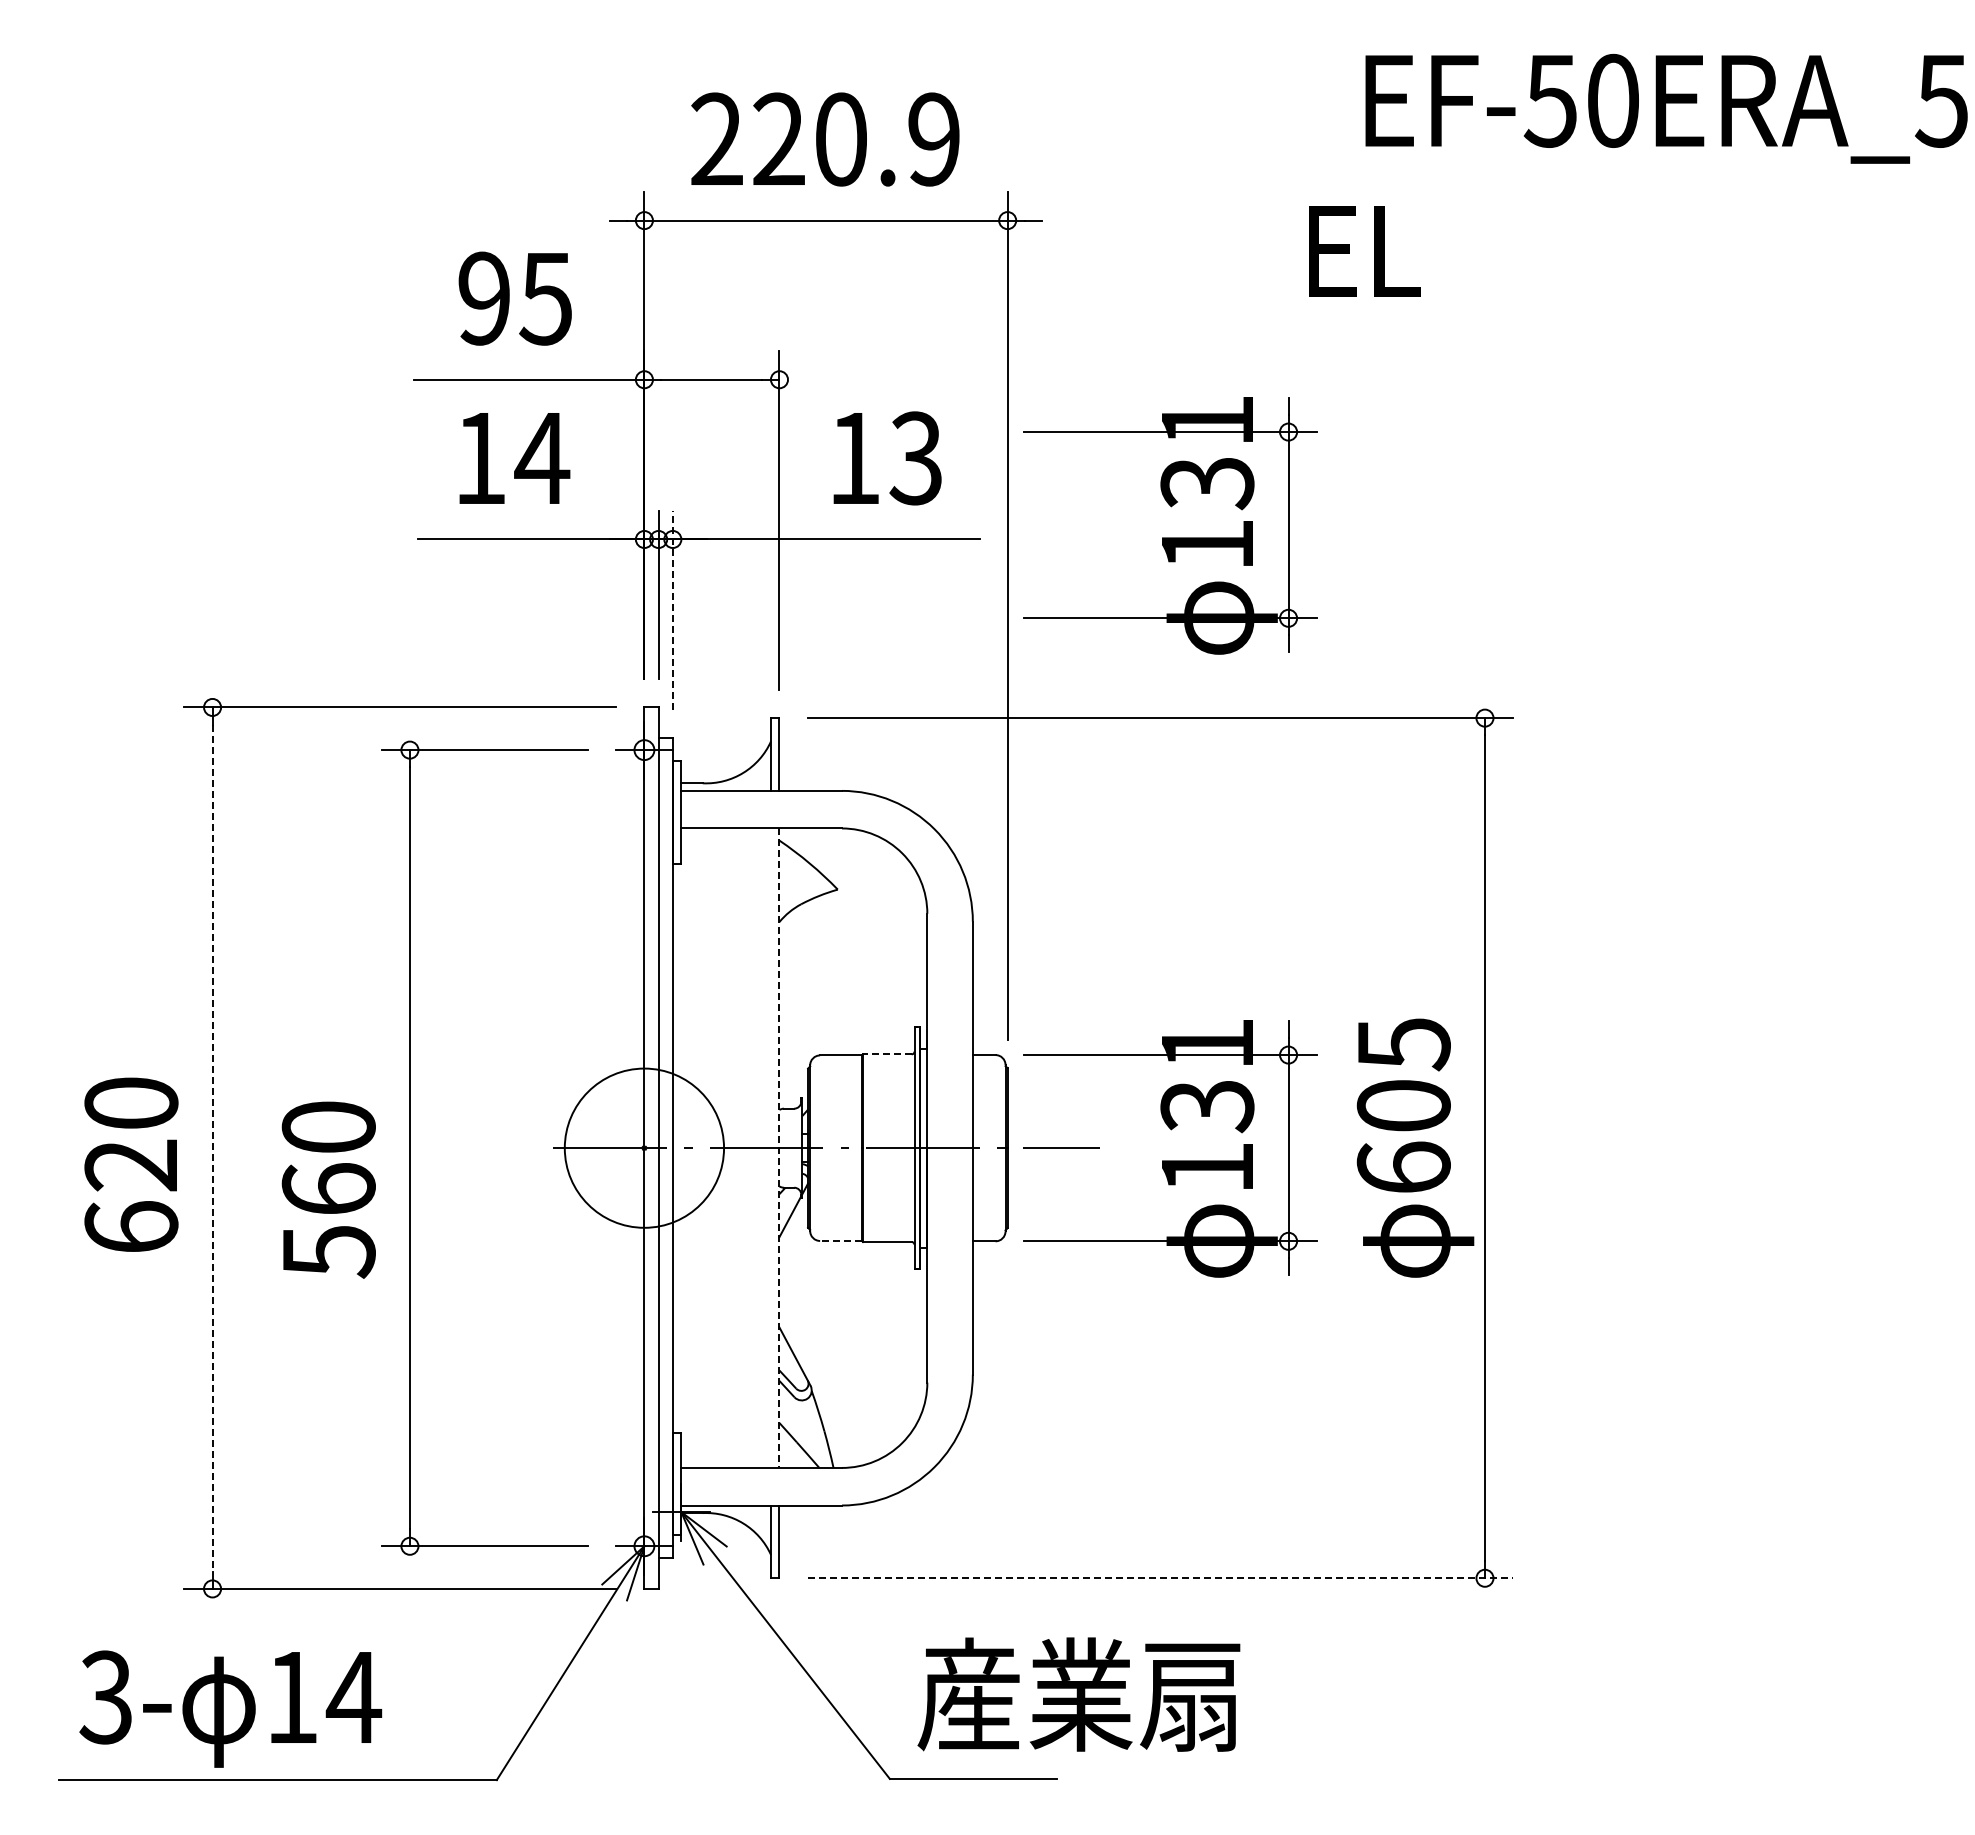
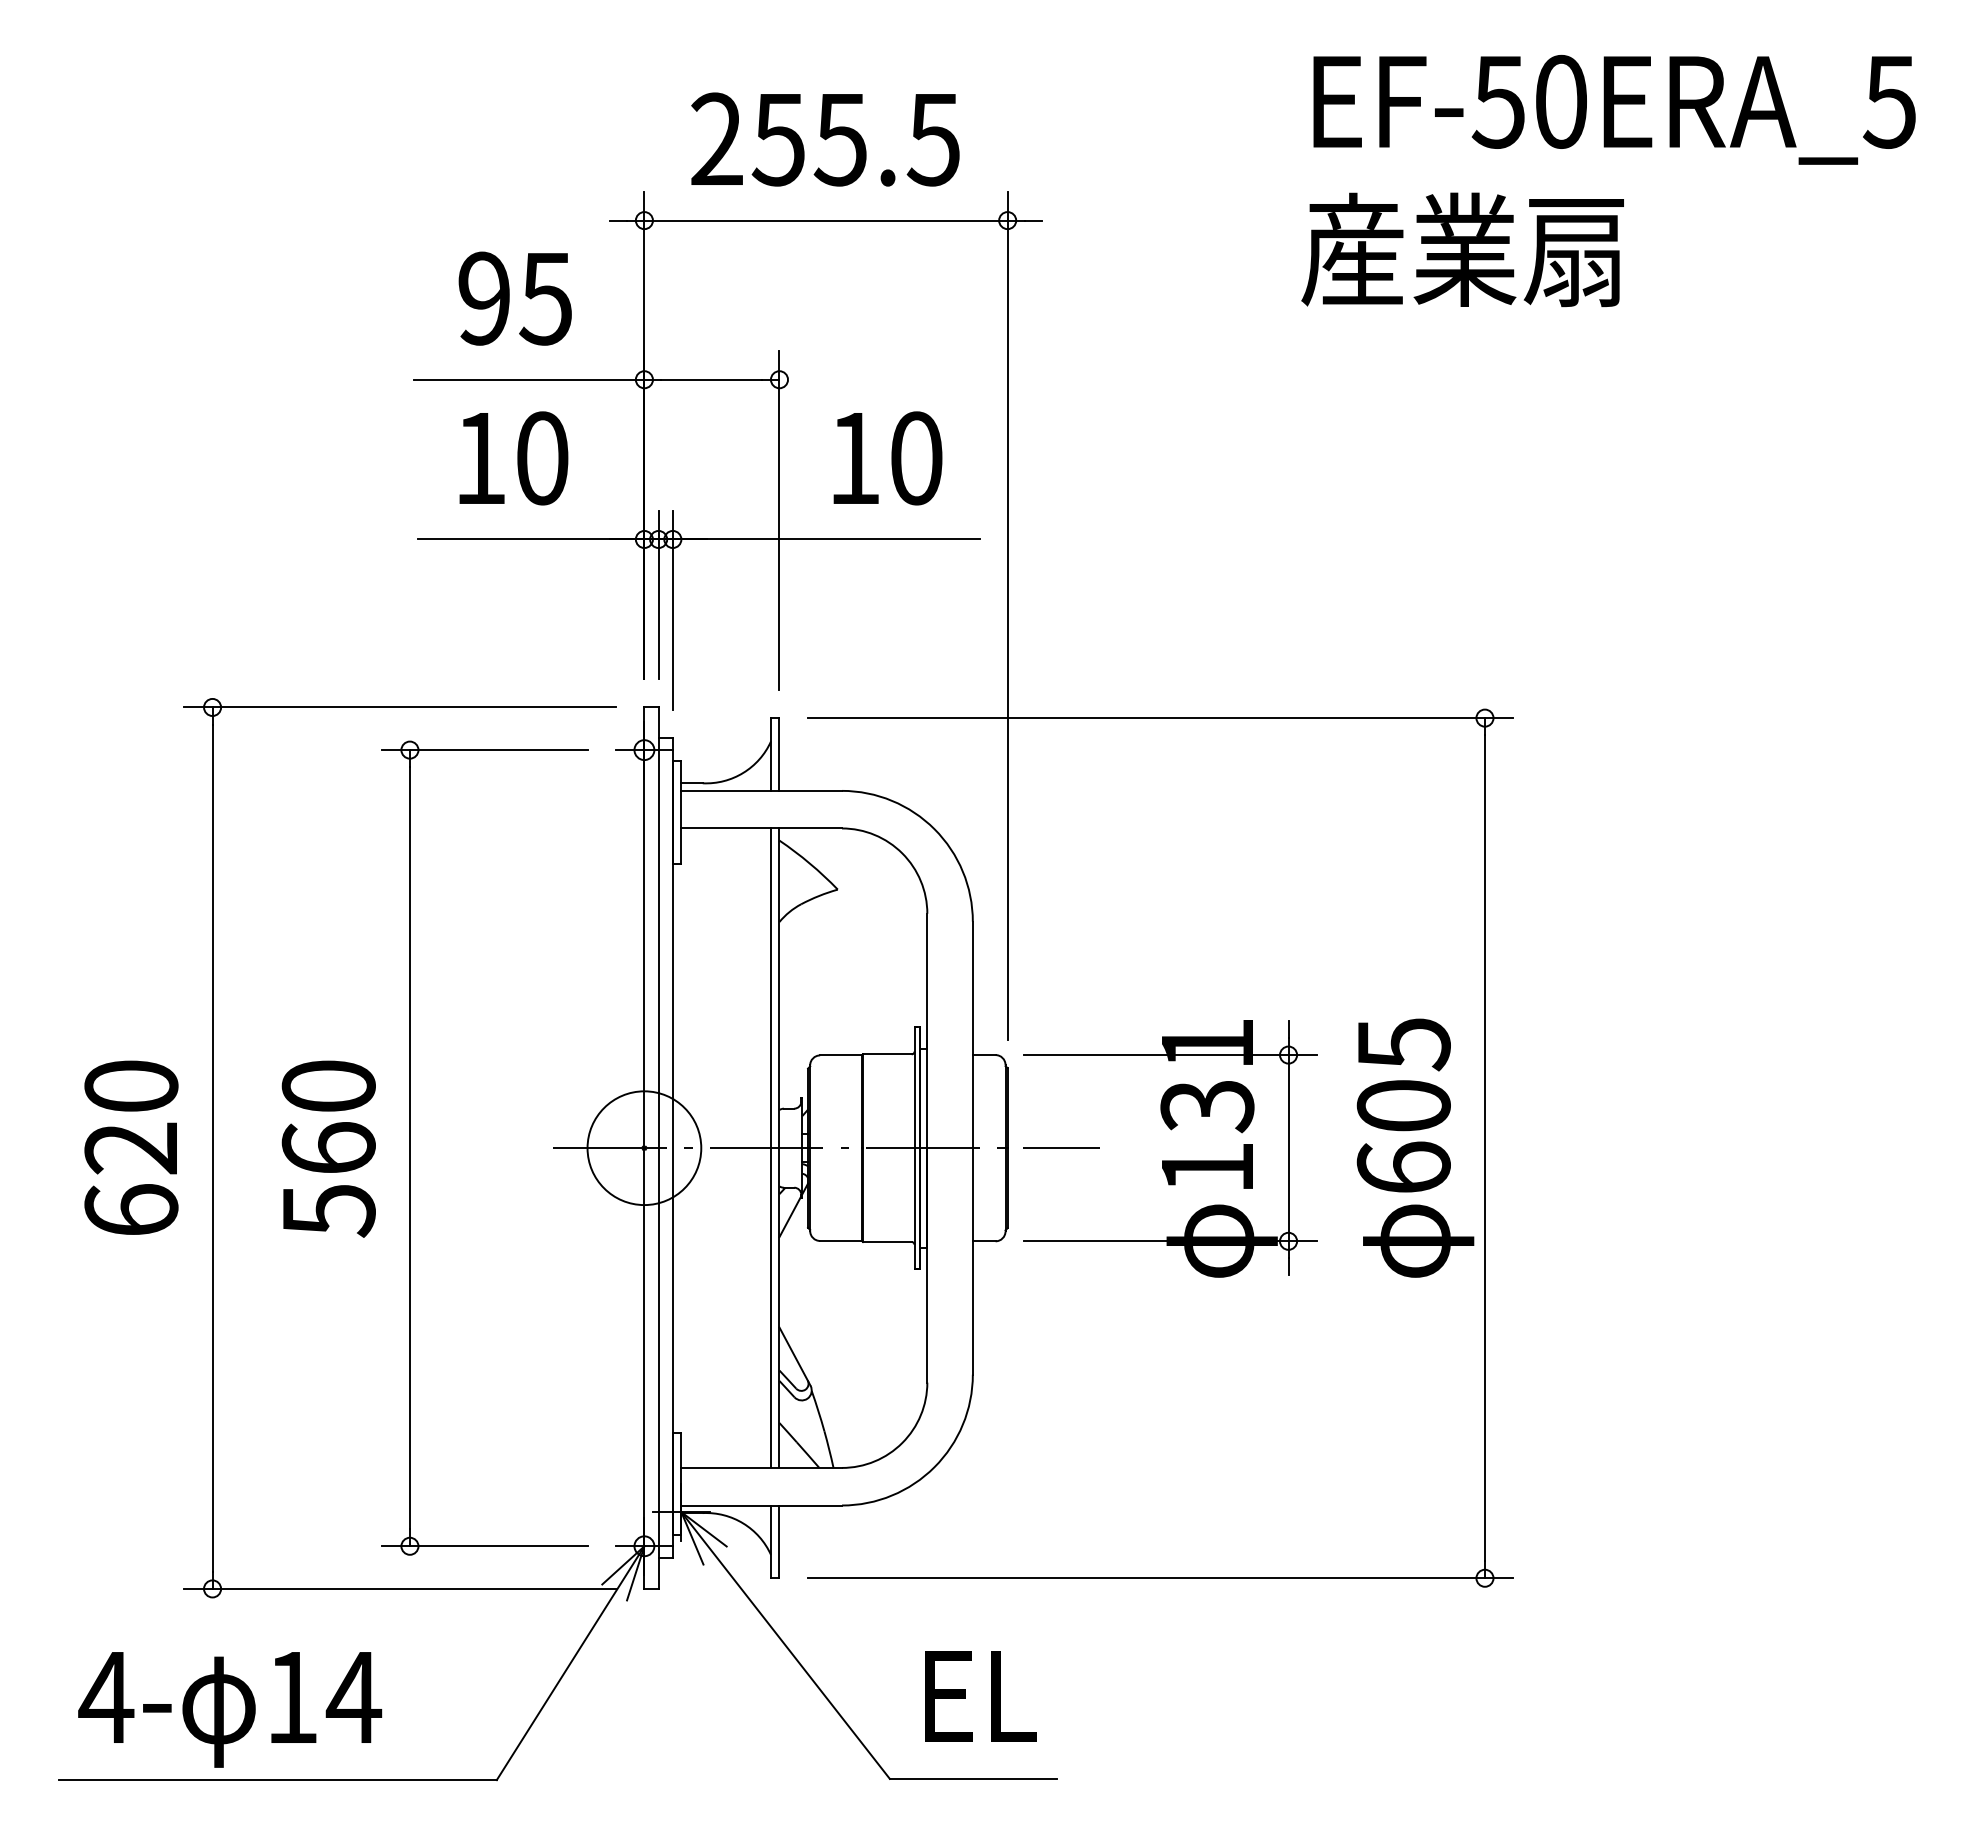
text position: (1666, 108) -> (1614, 109) (1614, 109)
text: 220.9 -> 255.5 (855, 139)
text: EL -> 産業扇 (1462, 249)
text: 14 -> 10 (542, 458)
text: 13 -> 10 (915, 458)
part: present -> none (1170, 537)
line: dashed -> solid (672, 609)
line: dashed -> solid (886, 1054)
circle diameter: 159 px -> 114 px (644, 1148)
line: none -> present (770, 1147)
line: dashed -> solid (212, 1148)
line: dashed -> solid (779, 1148)
text position: (131, 1164) -> (131, 1147) (131, 1147)
text position: (328, 1189) -> (328, 1148) (328, 1148)
line: dashed -> solid (841, 1240)
line: dashed -> solid (1160, 1578)
text: 産業扇 -> EL (1078, 1694)
text: 3- -> 4- (106, 1697)
